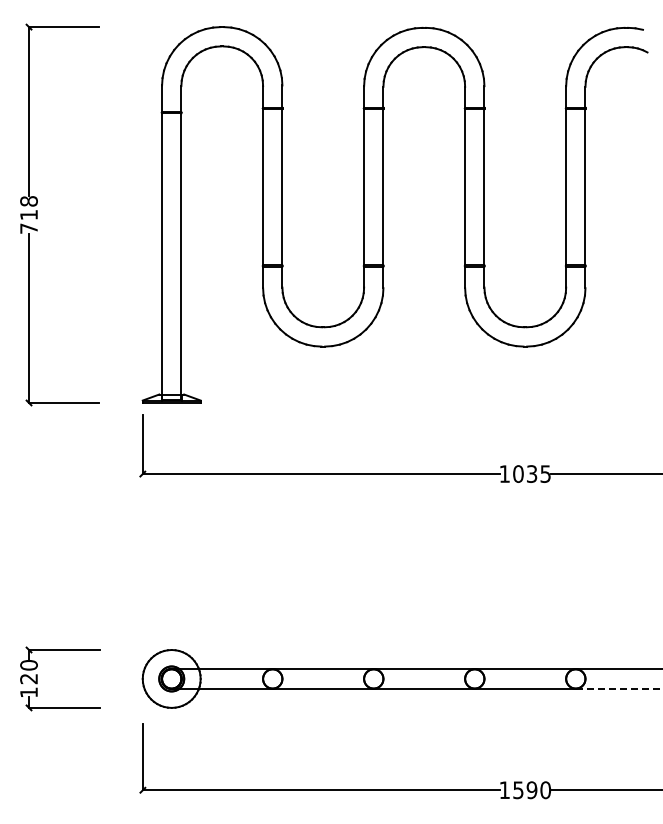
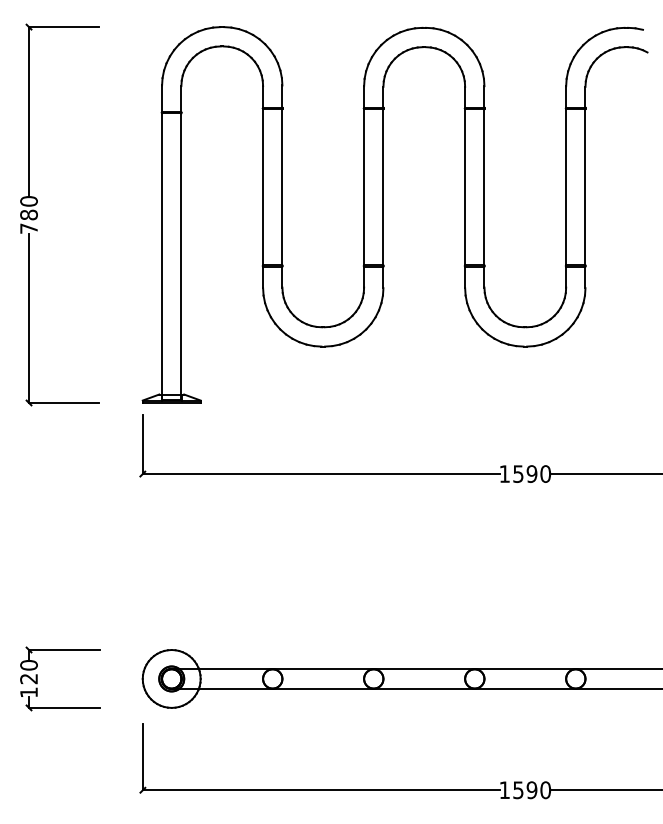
text: 718 -> 780 (28, 208)
text: 1035 -> 1590 (532, 473)
line: dashed -> solid (619, 688)
